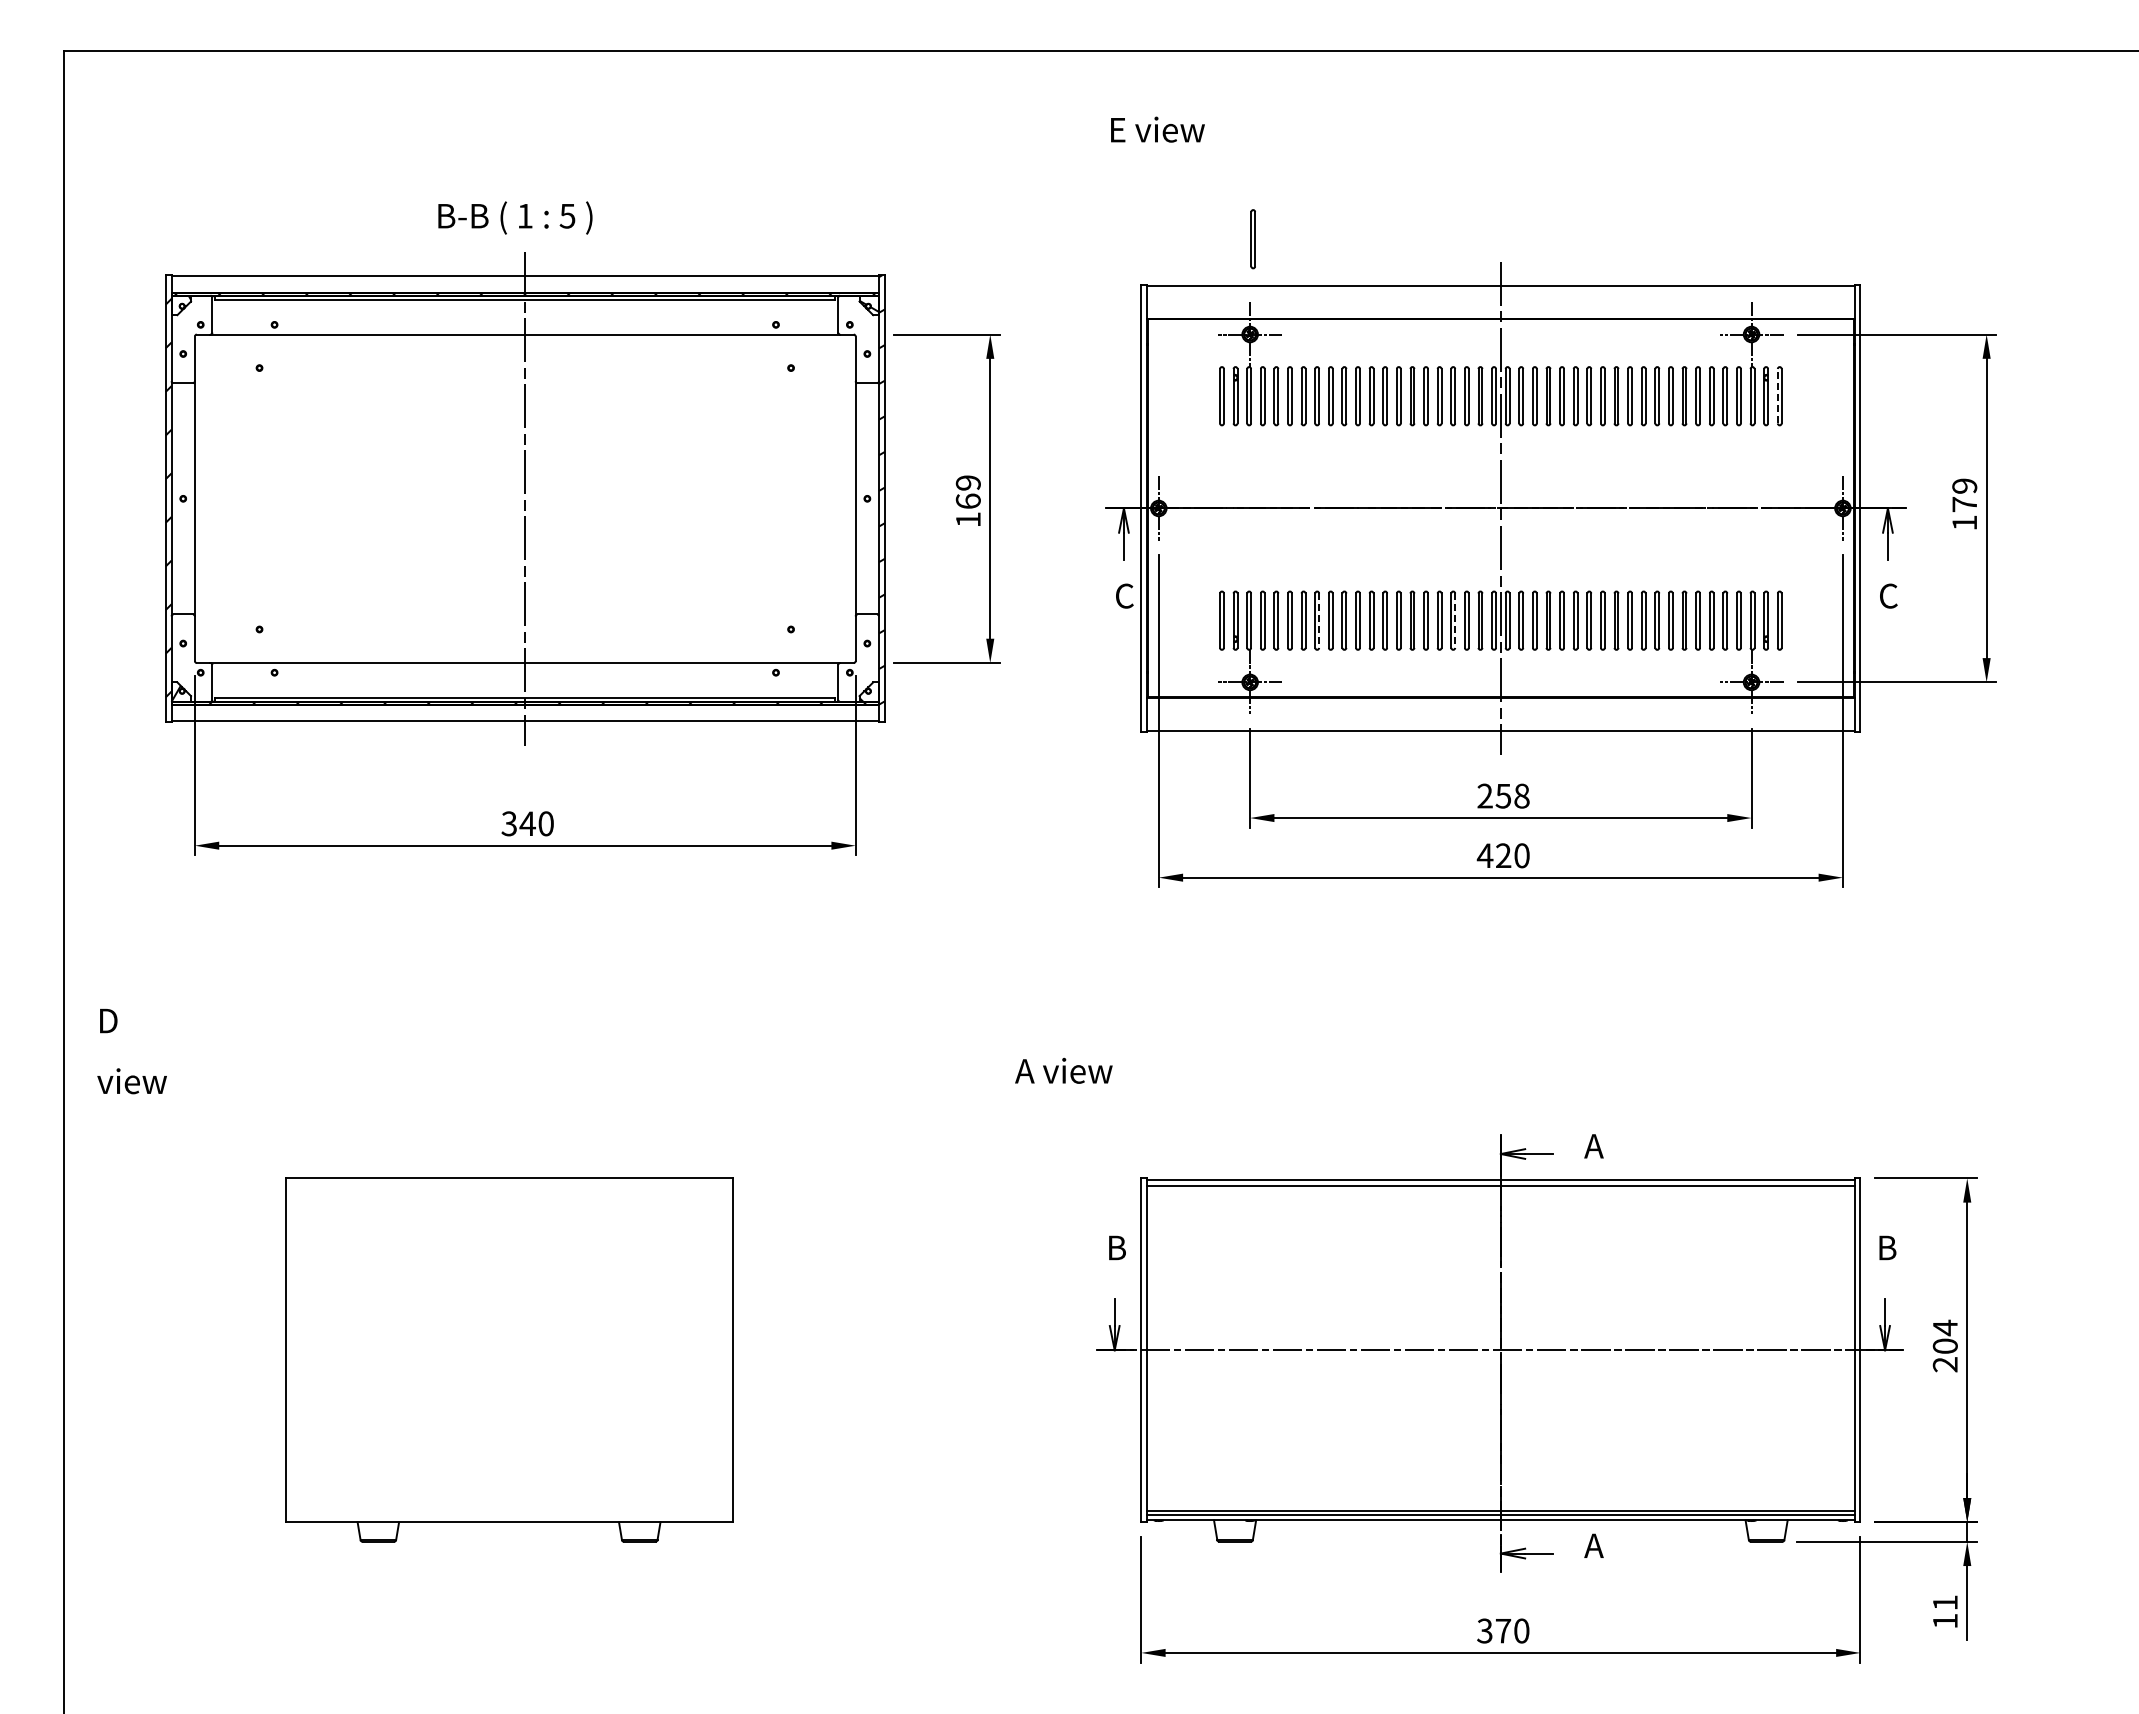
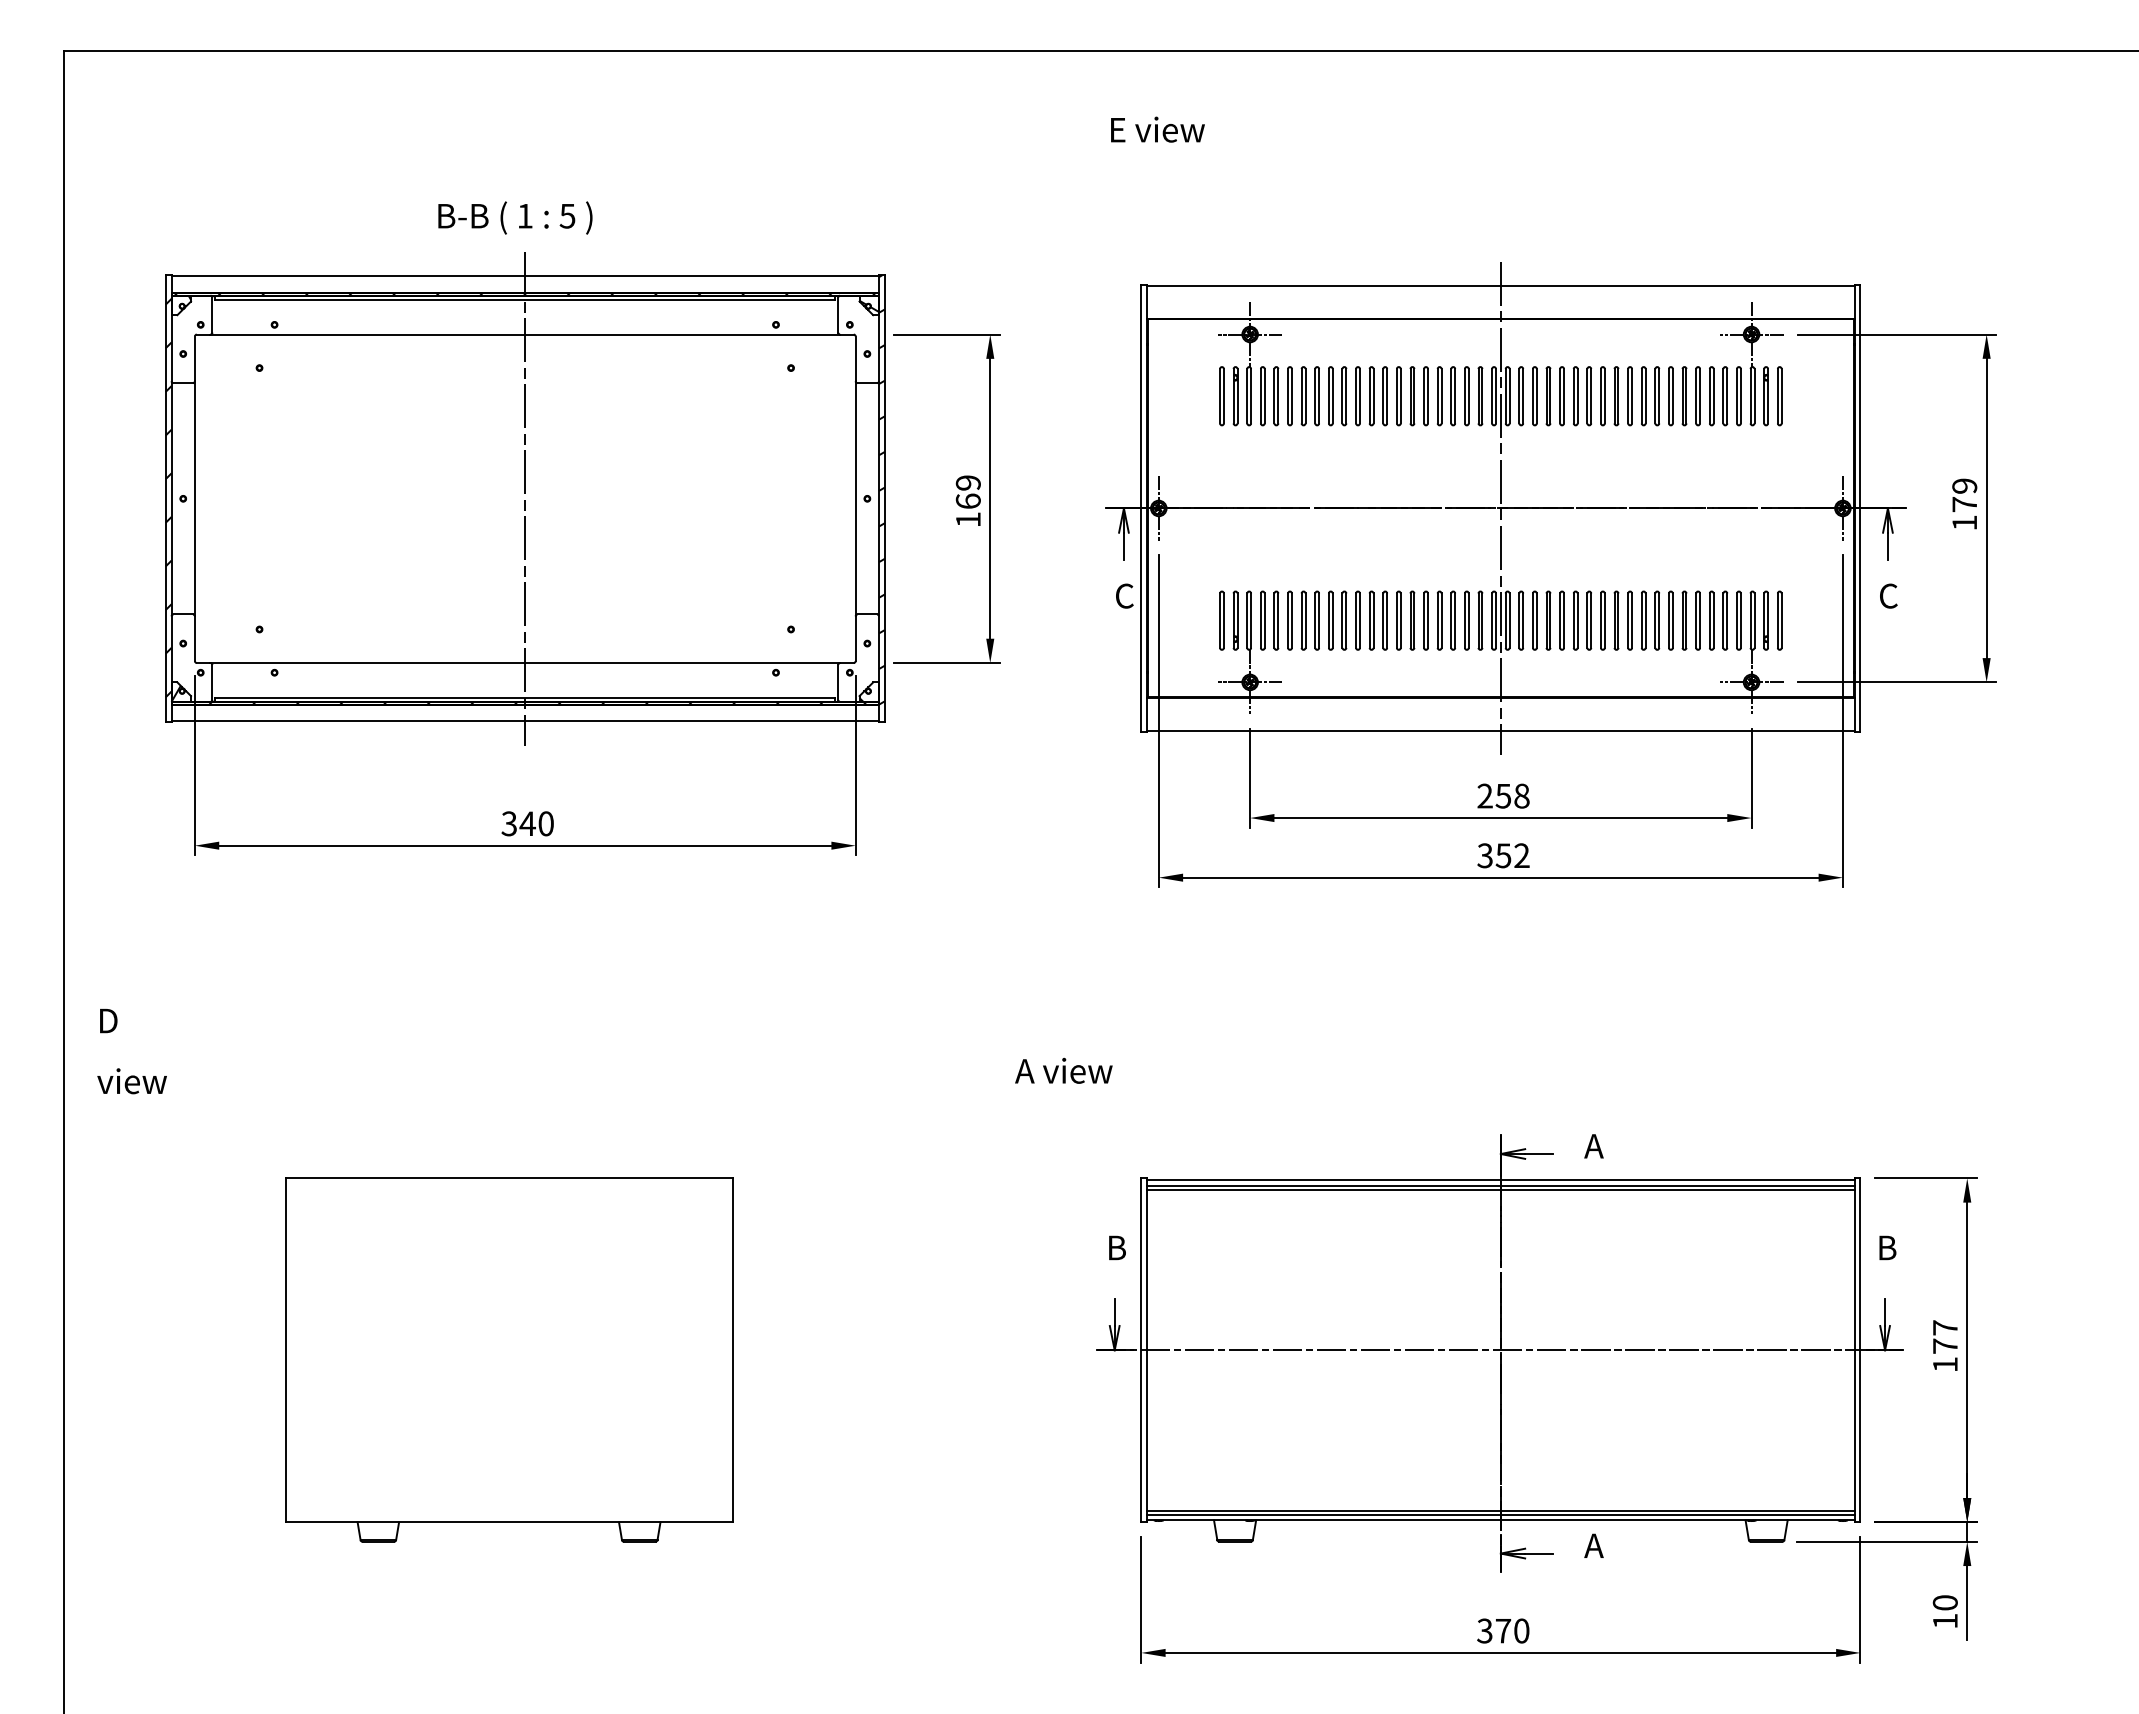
part: present -> none (1252, 239)
line: dashed -> solid (1777, 395)
line: dashed -> solid (1319, 621)
line: dashed -> solid (1455, 621)
text: 420 -> 352 (1502, 855)
line: none -> present (1500, 1189)
text: 204 -> 177 (1944, 1345)
text: 11 -> 10 (1944, 1602)
